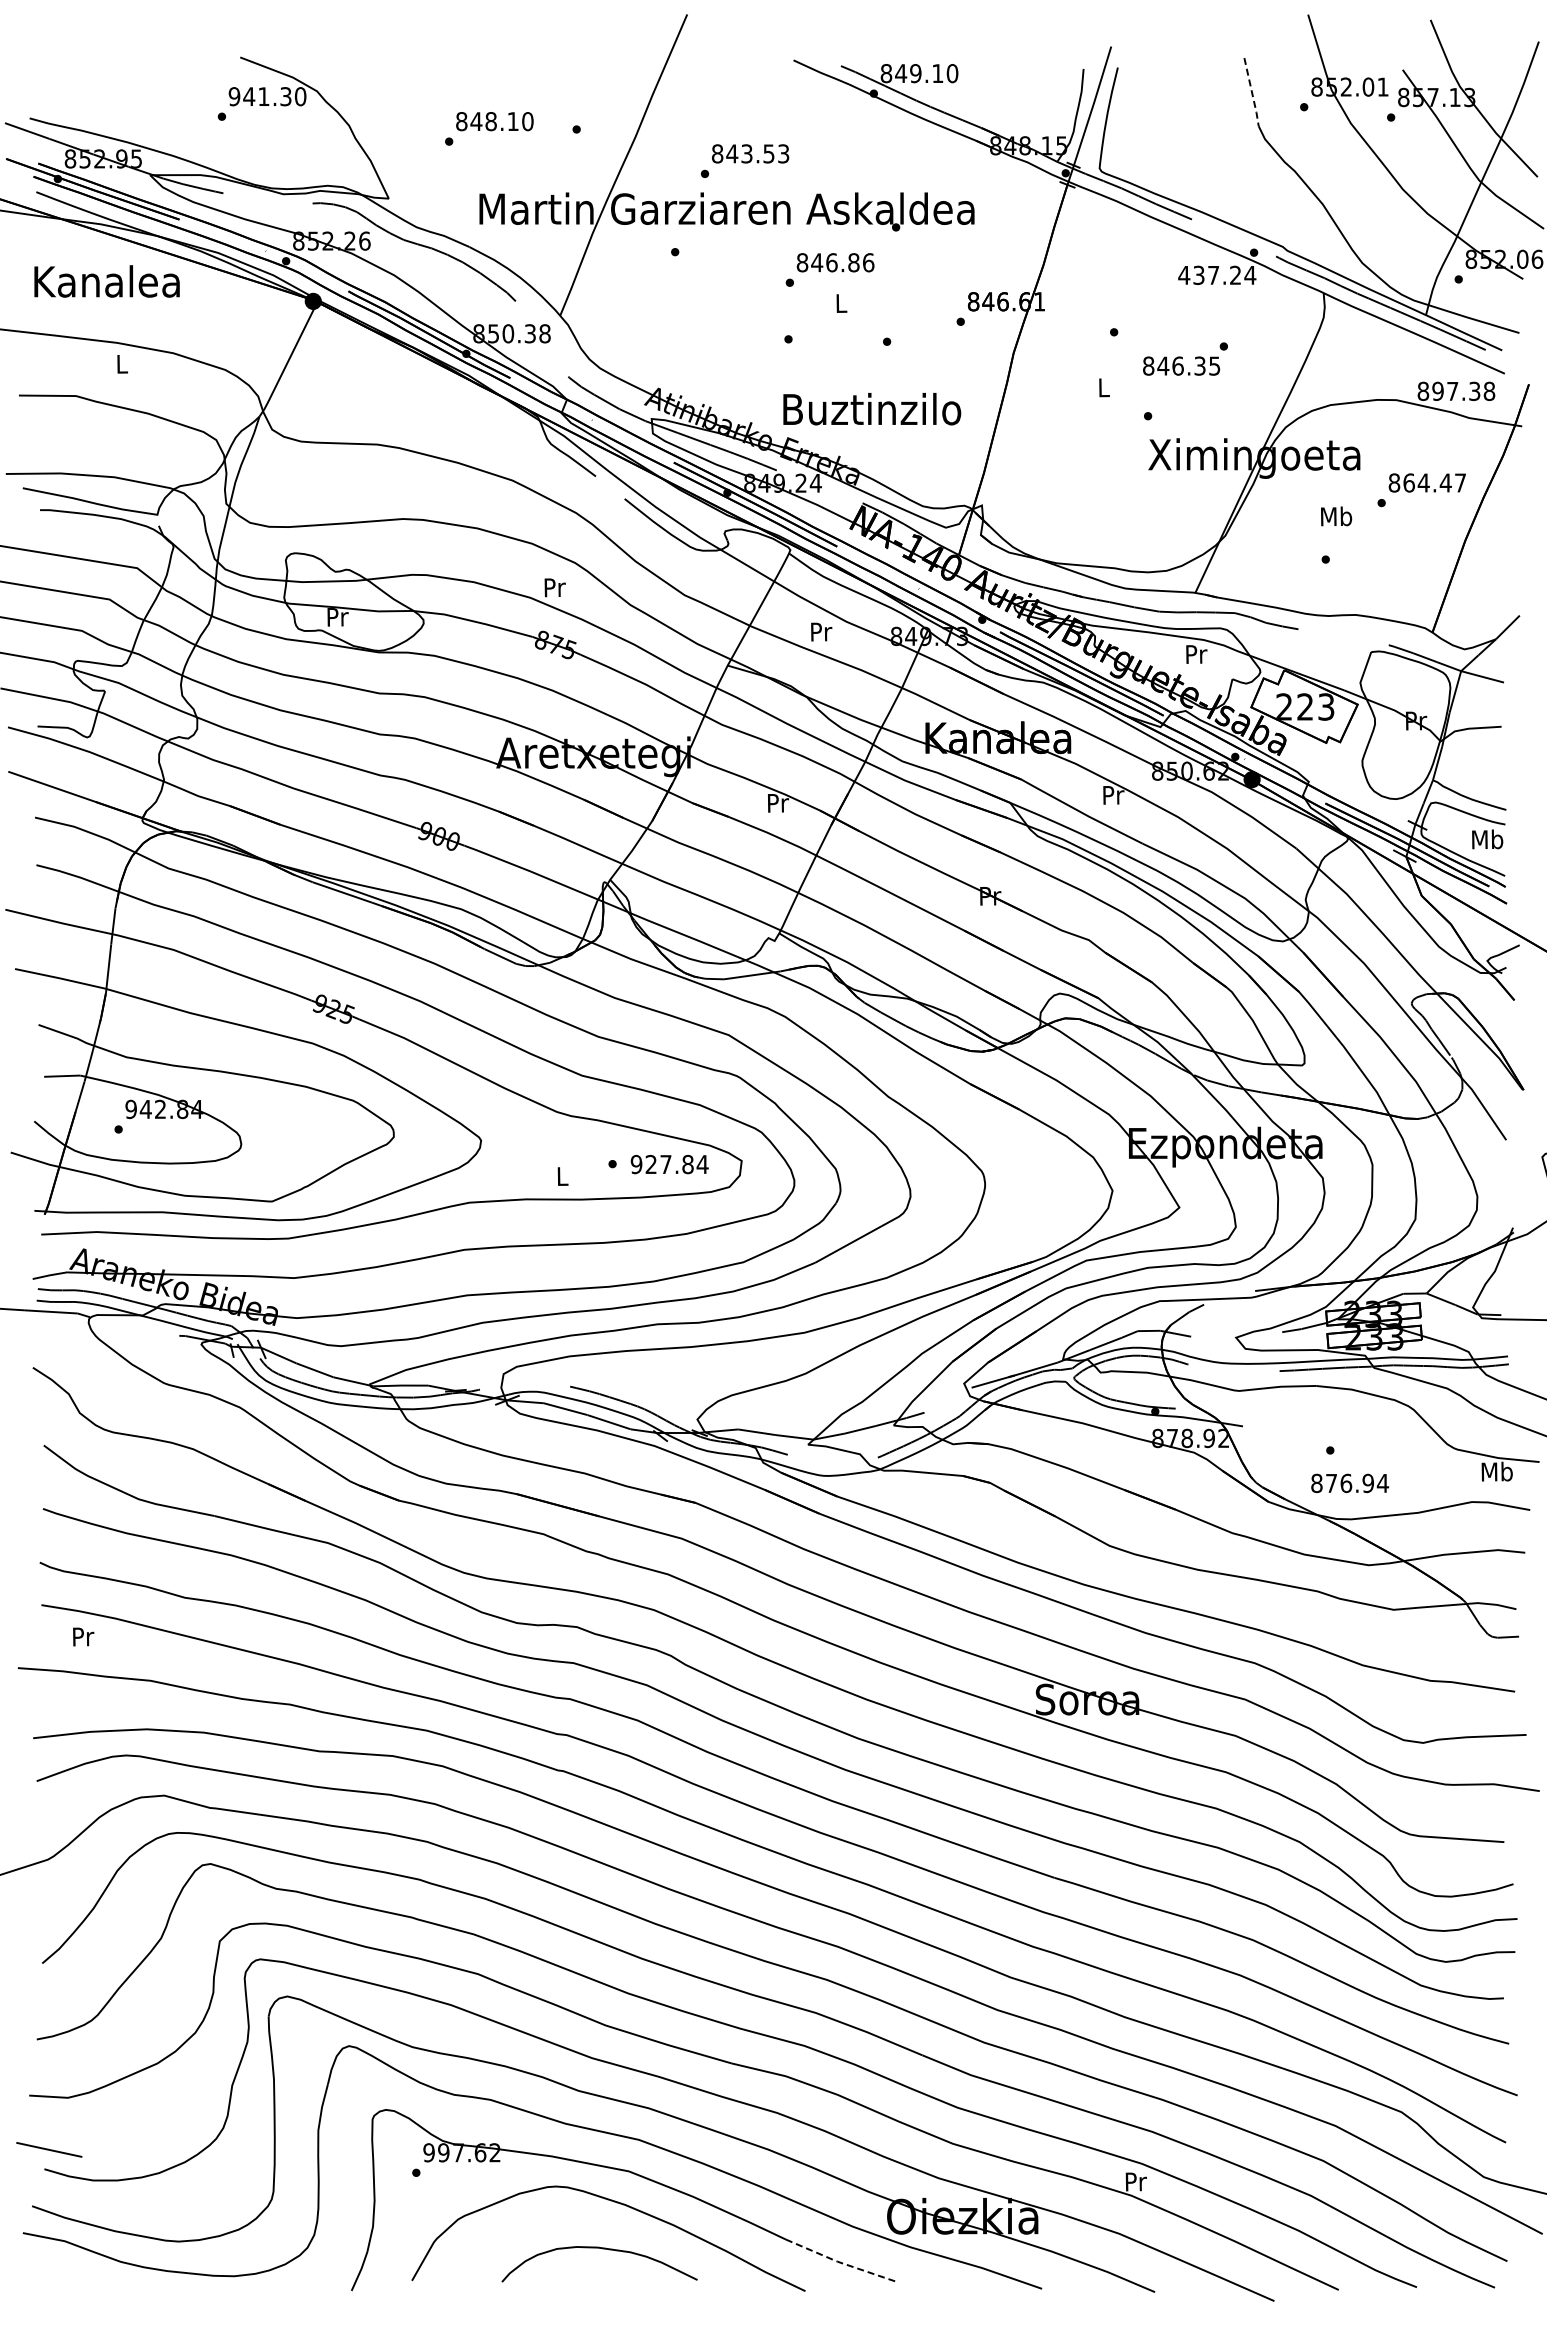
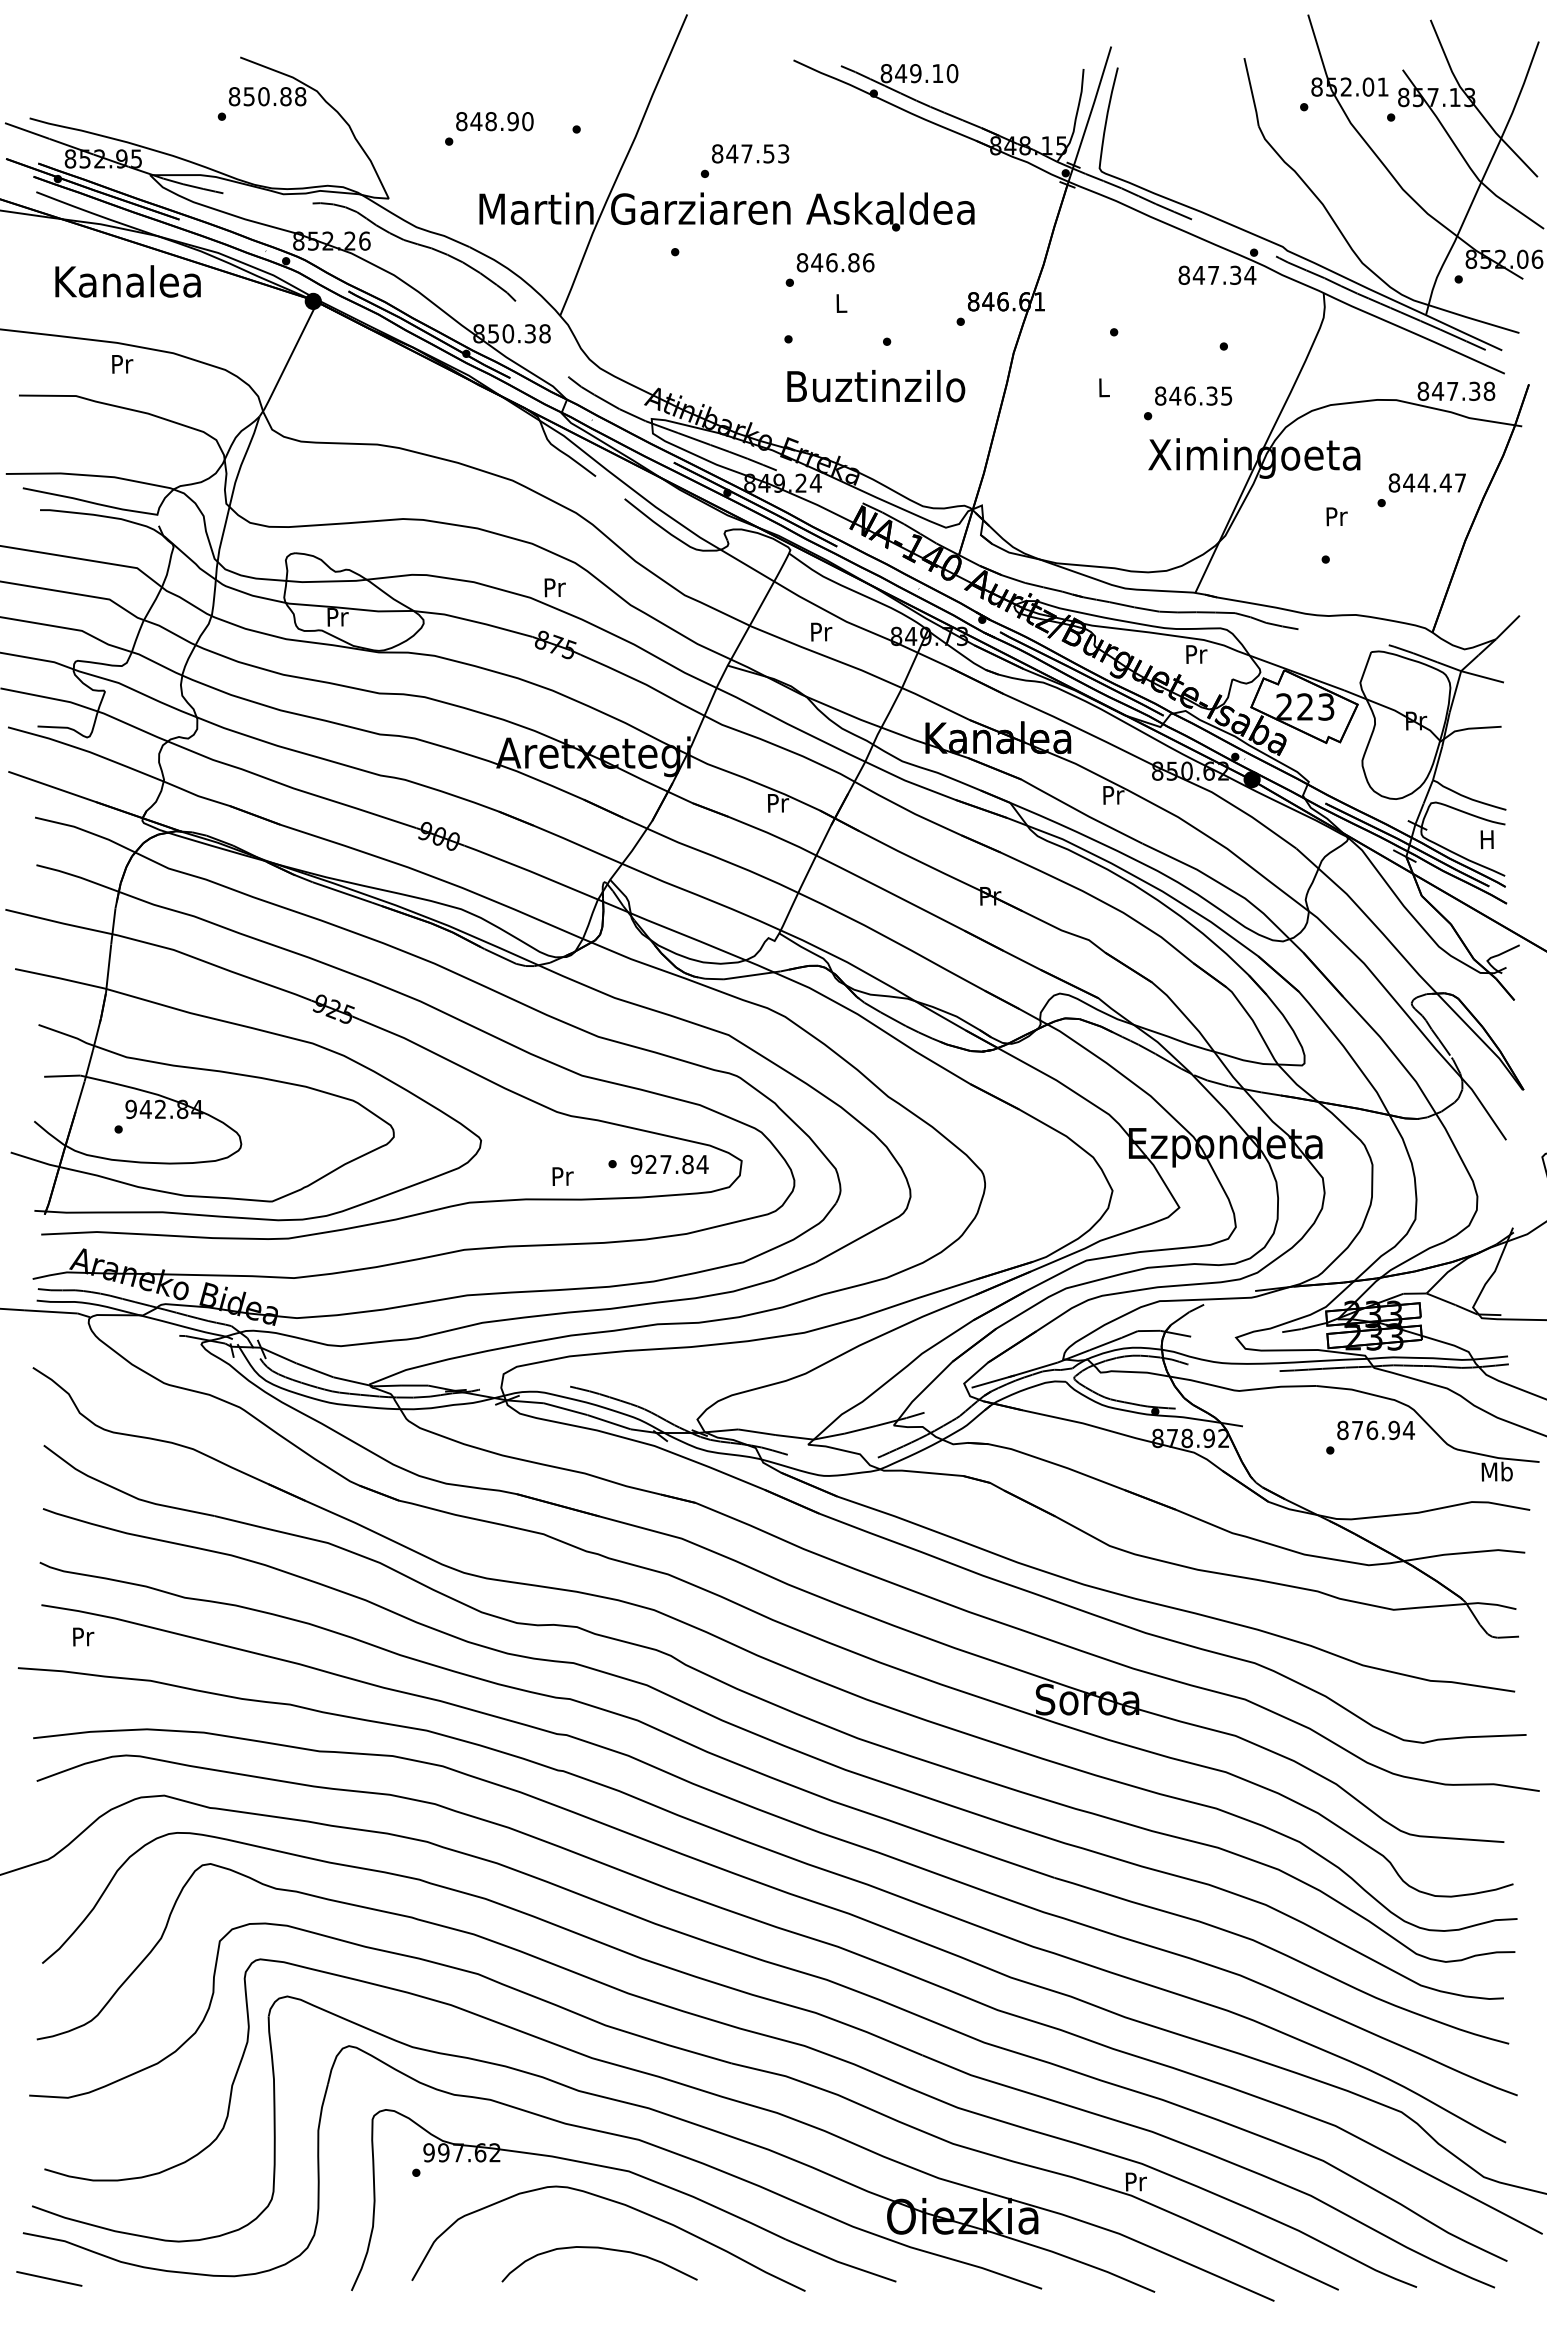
line: dashed -> solid (1252, 93)
text: 941.30 -> 850.88 (267, 96)
text: 848.10 -> 848.90 (512, 121)
text: 843.53 -> 847.53 (746, 153)
text: 437.24 -> 847.34 (1209, 274)
text position: (106, 281) -> (127, 281) (127, 281)
text: L -> Pr (122, 364)
text position: (1181, 365) -> (1193, 395) (1193, 395)
text: 897.38 -> 847.38 (1438, 391)
text position: (872, 409) -> (876, 386) (876, 386)
text: 864.47 -> 844.47 (1409, 482)
text: Mb -> Pr (1336, 516)
text: Mb -> H (1487, 839)
text: L -> Pr (562, 1176)
text position: (1349, 1483) -> (1375, 1430) (1375, 1430)
line position: (49, 2149) -> (49, 2278) (49, 2278)
line: dashed -> solid (840, 2262)
